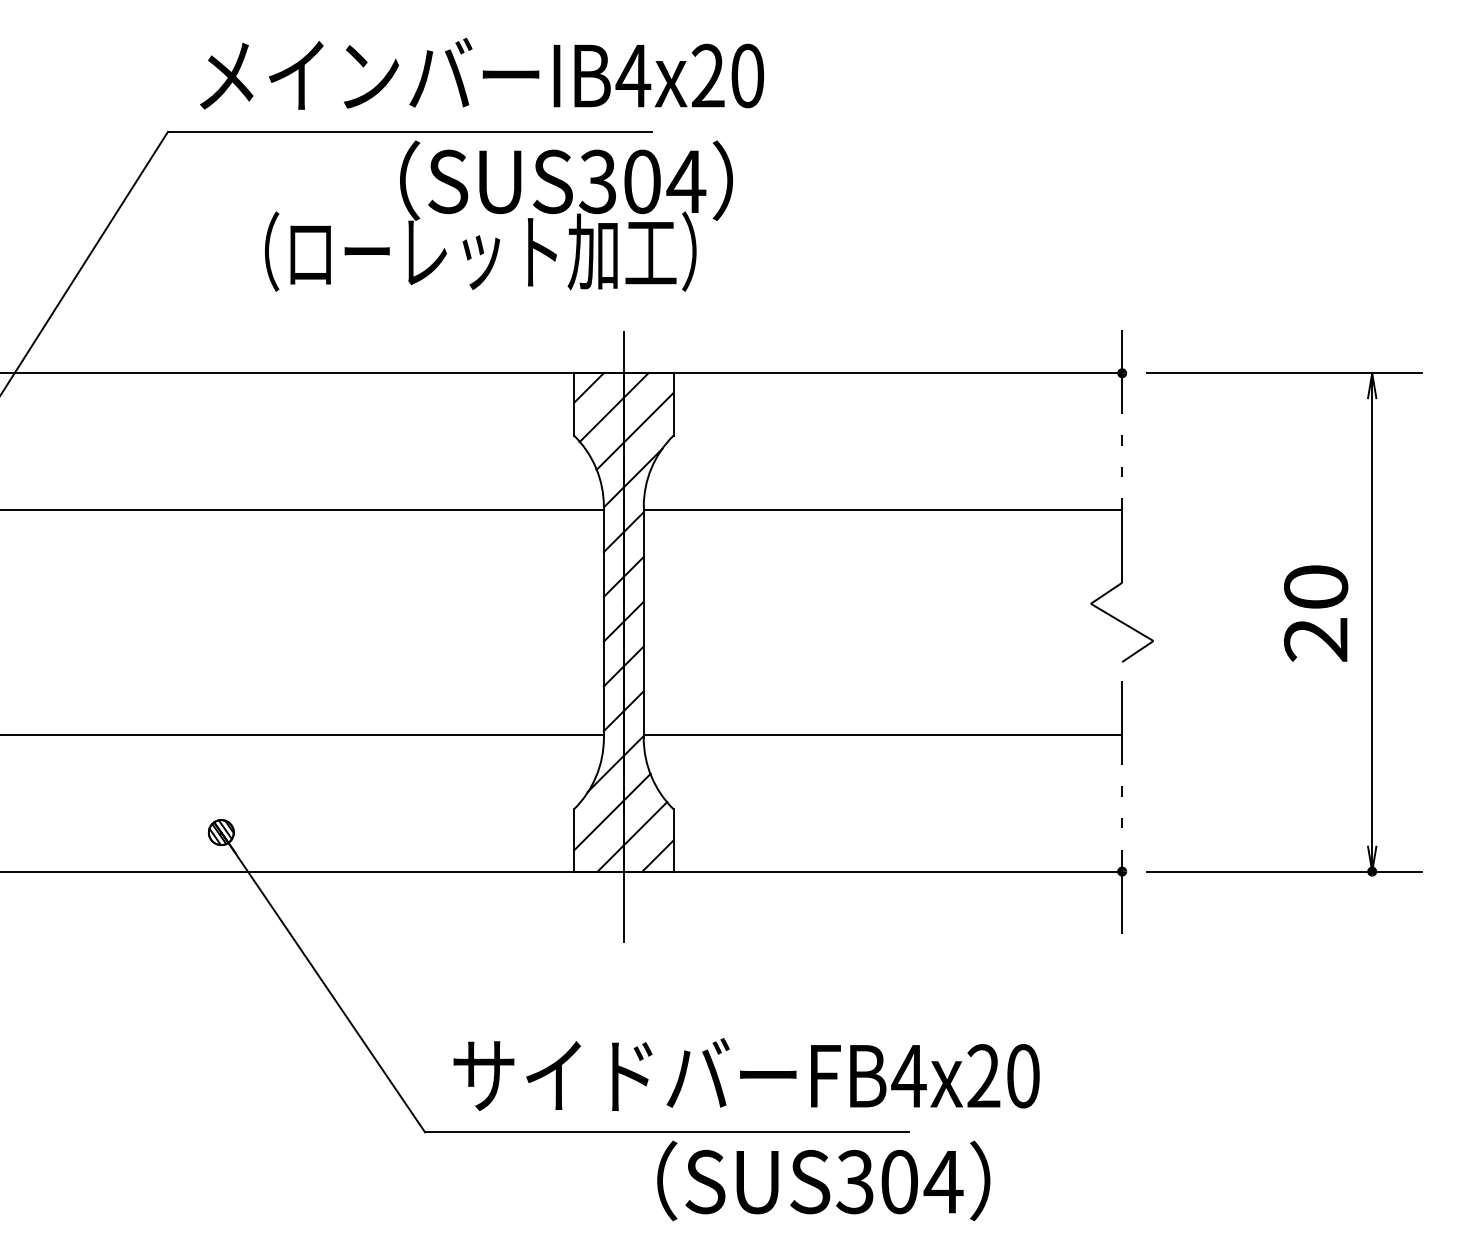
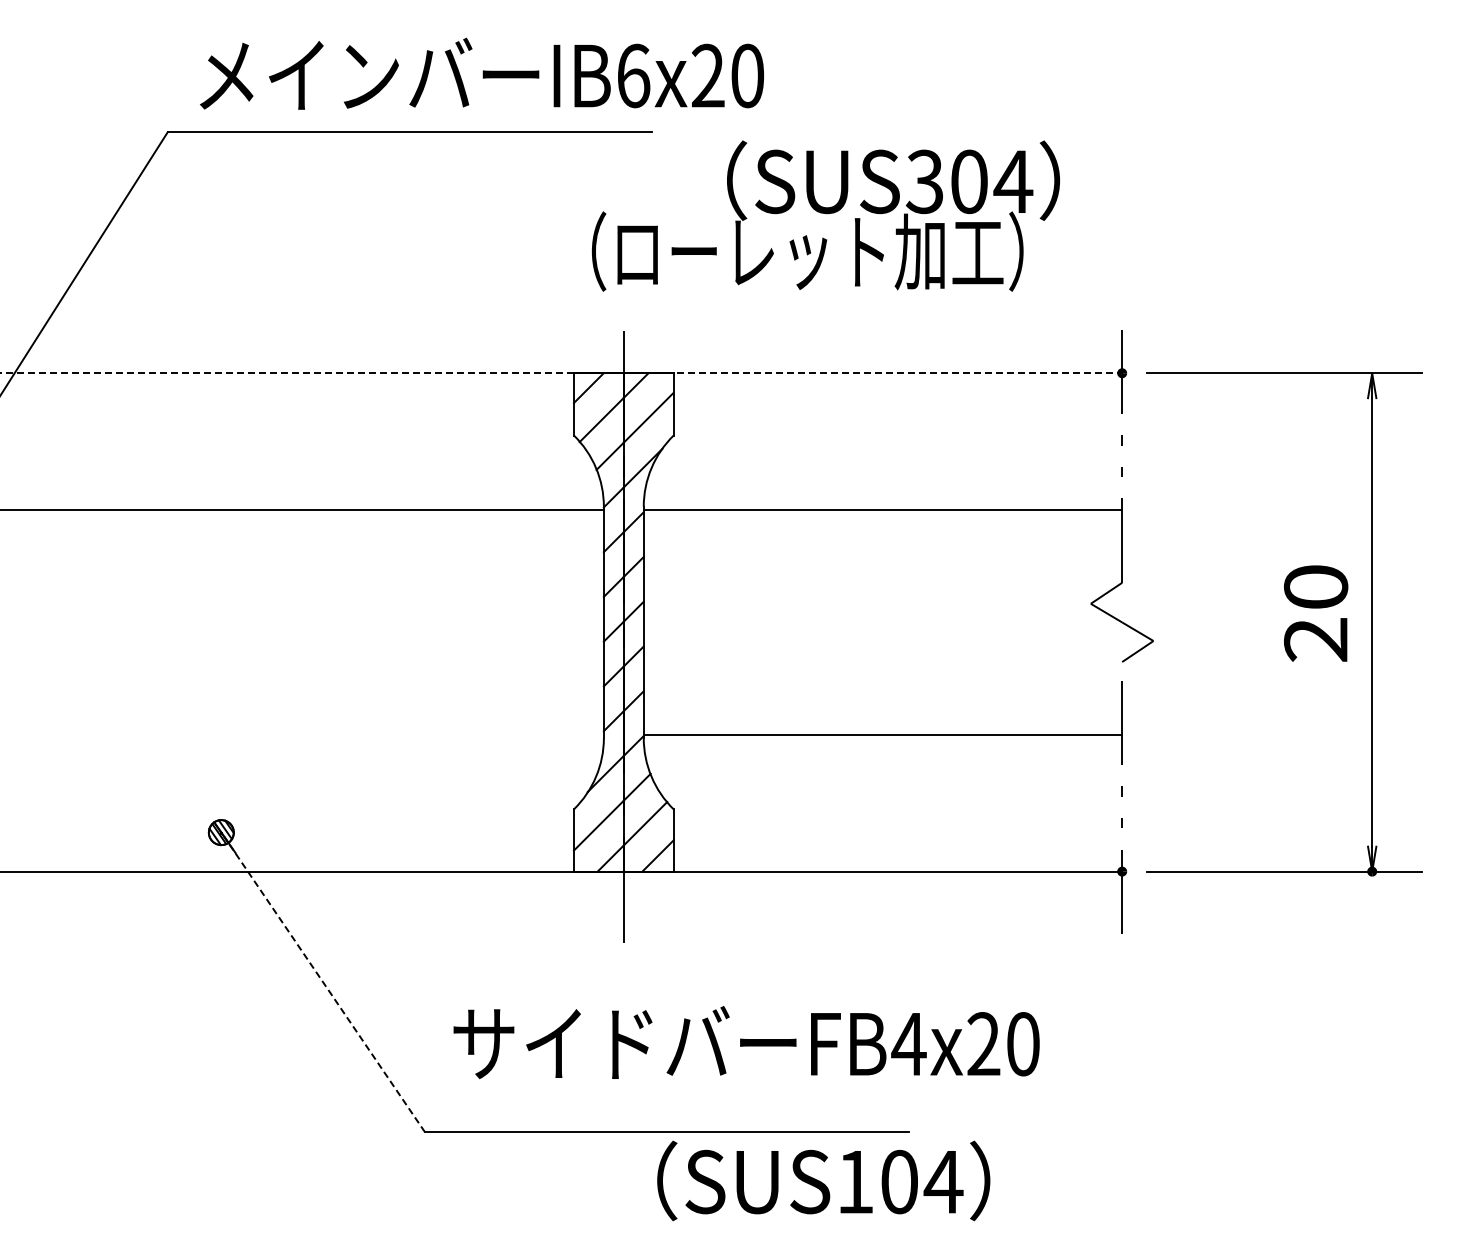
text: IB4x20 -> IB6x20 (633, 75)
text position: (498, 215) -> (825, 215) (825, 215)
line: solid -> dashed (561, 373)
line: present -> none (302, 734)
line: solid -> dashed (324, 984)
text position: (746, 1074) -> (746, 1042) (746, 1042)
text: SUS304 -> SUS104 (854, 1181)
